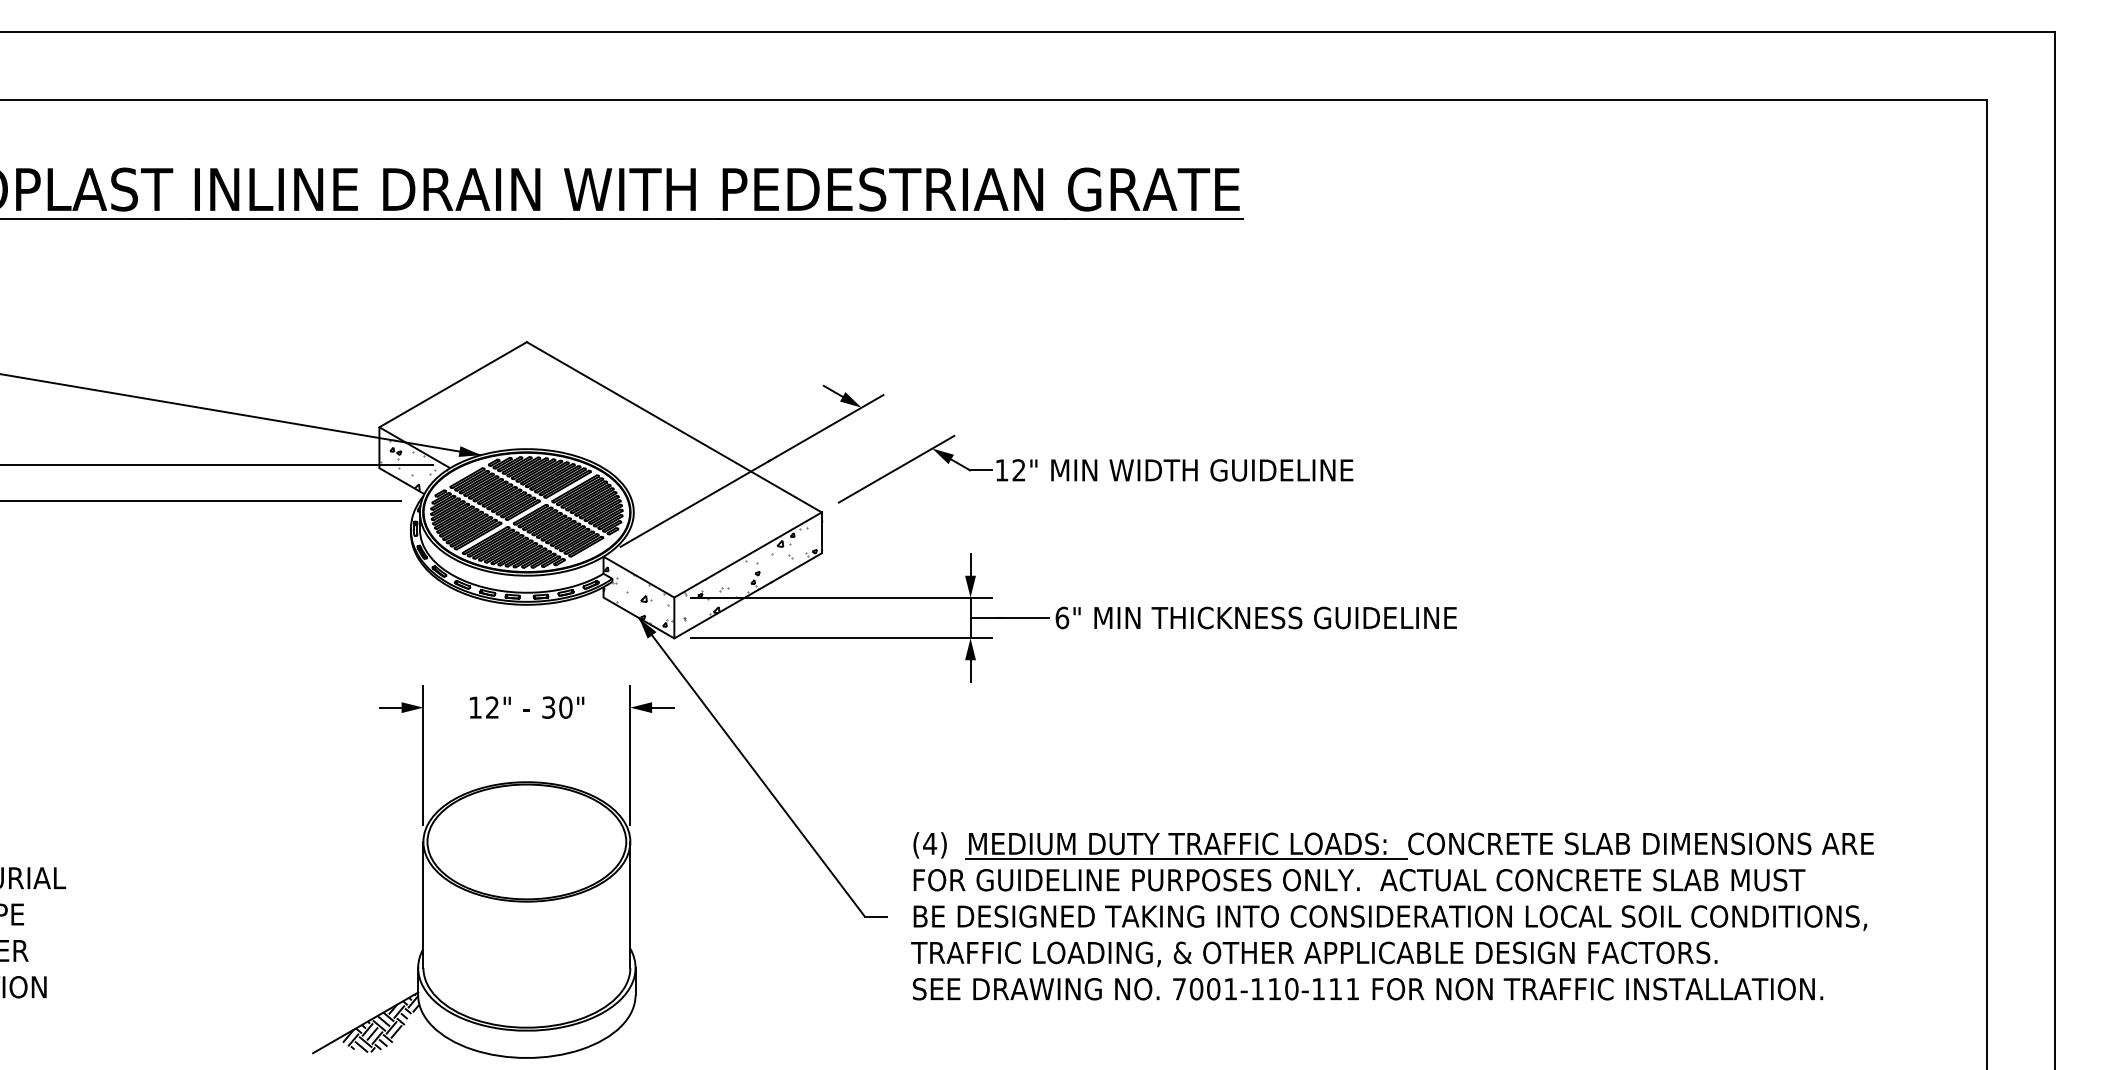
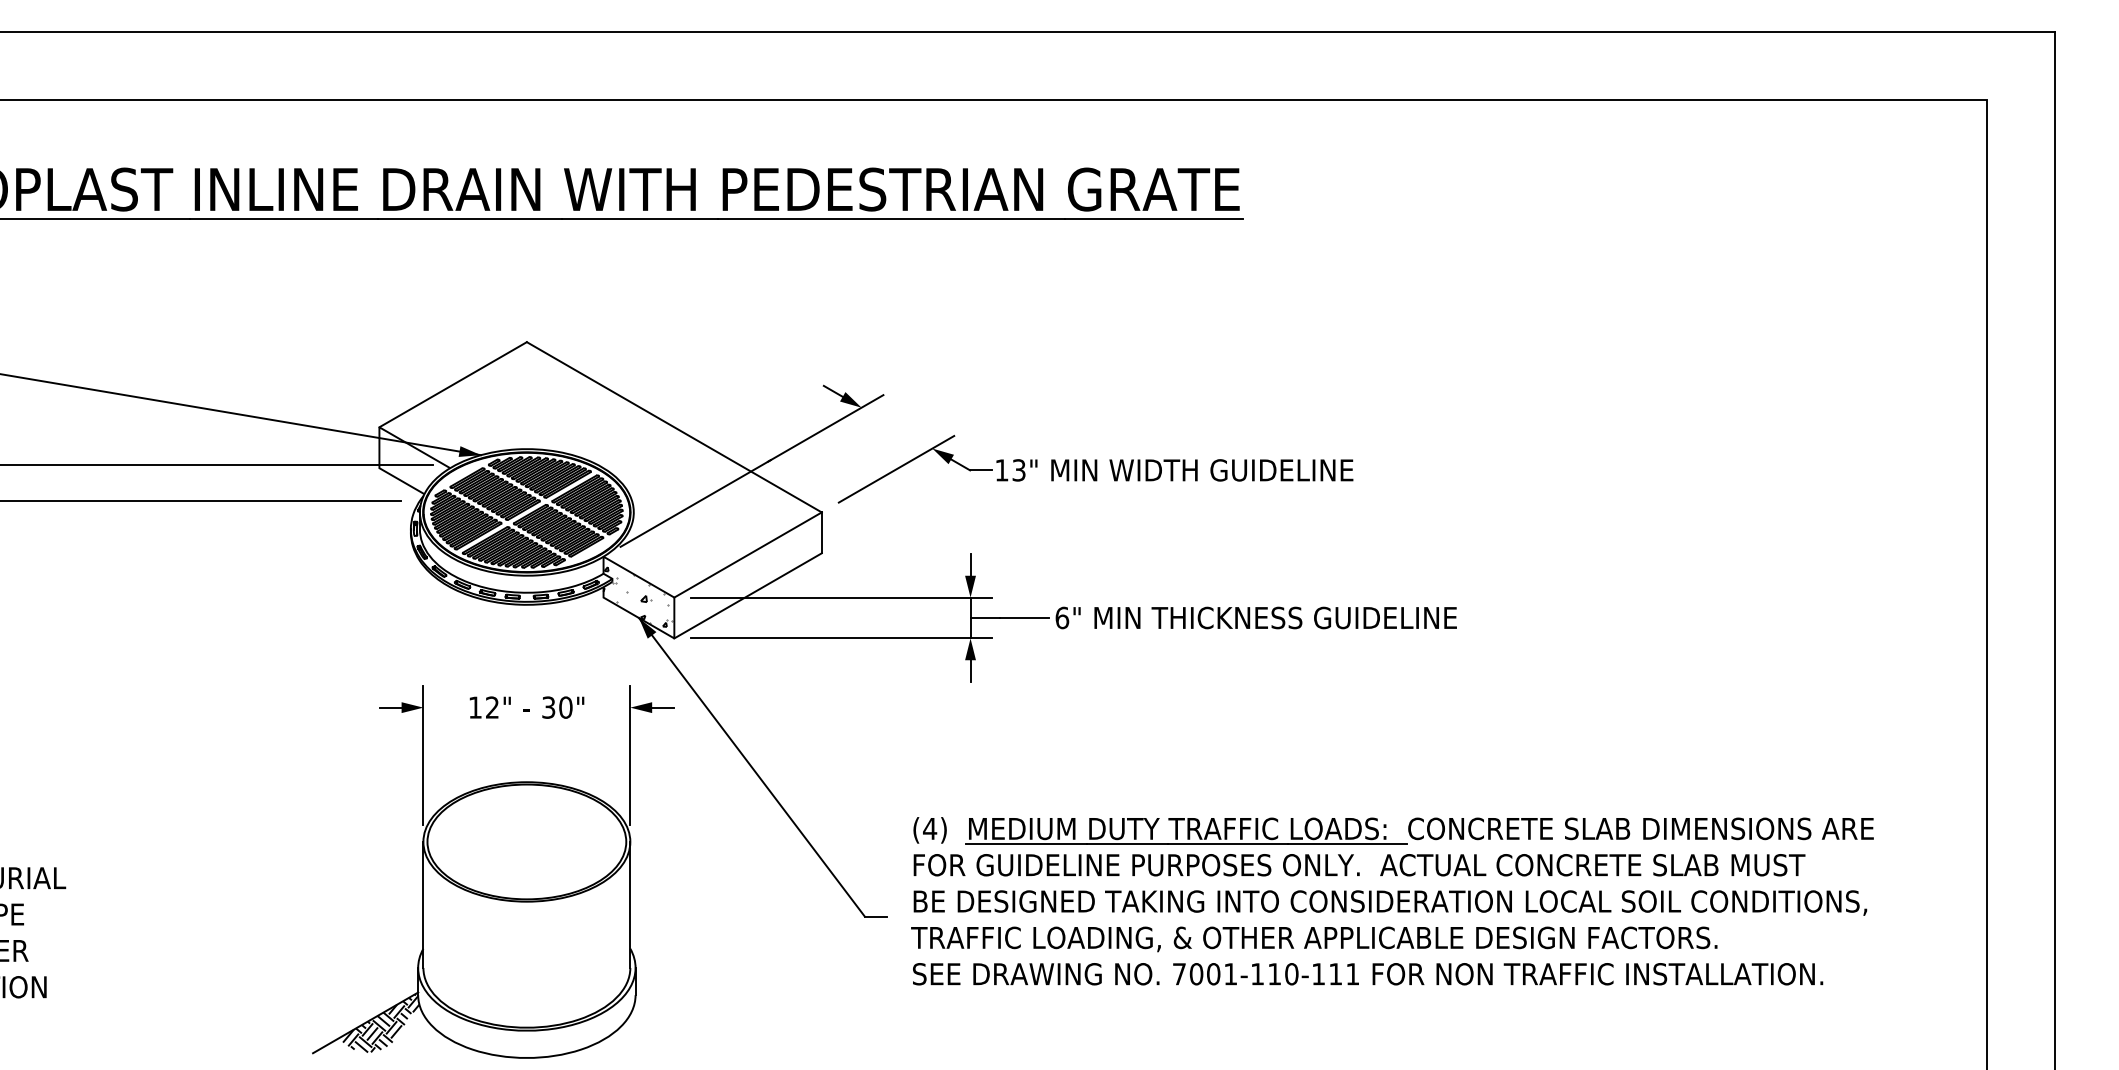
hatch: present -> none (414, 465)
text: 12" -> 13" (1018, 470)
hatch: present -> none (752, 570)
part position: (1392, 916) -> (1392, 901) (1392, 901)
